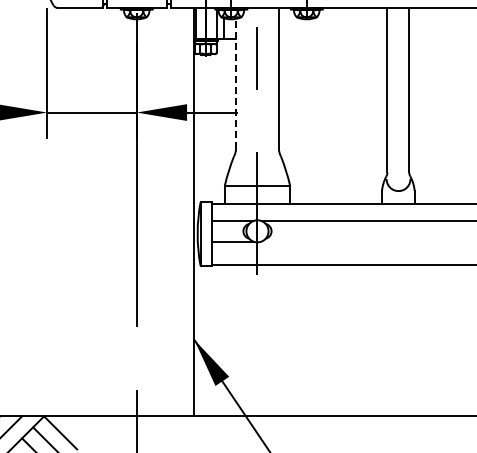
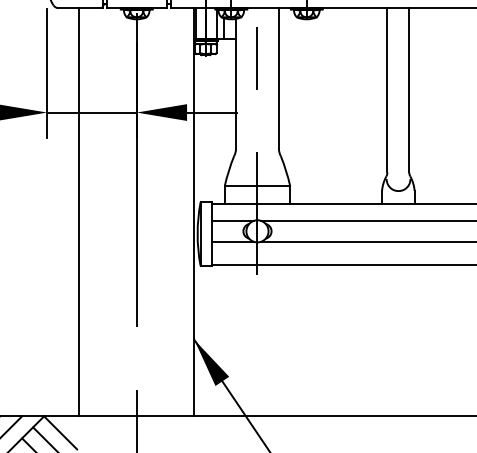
line: dashed -> solid (236, 83)
line: none -> present (79, 212)
line: none -> present (367, 241)
